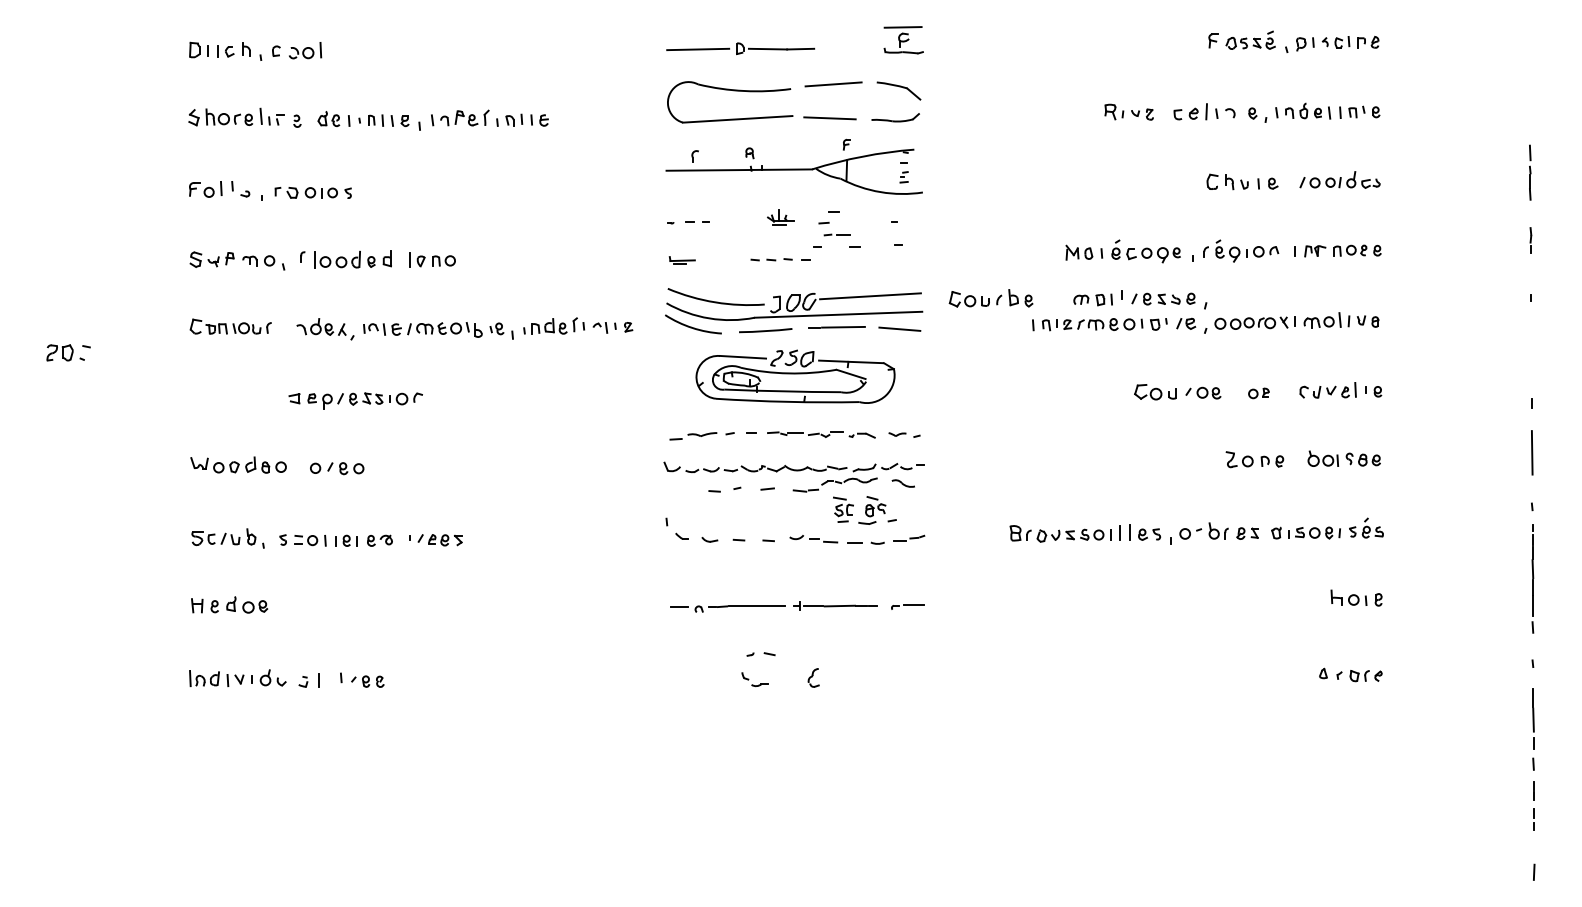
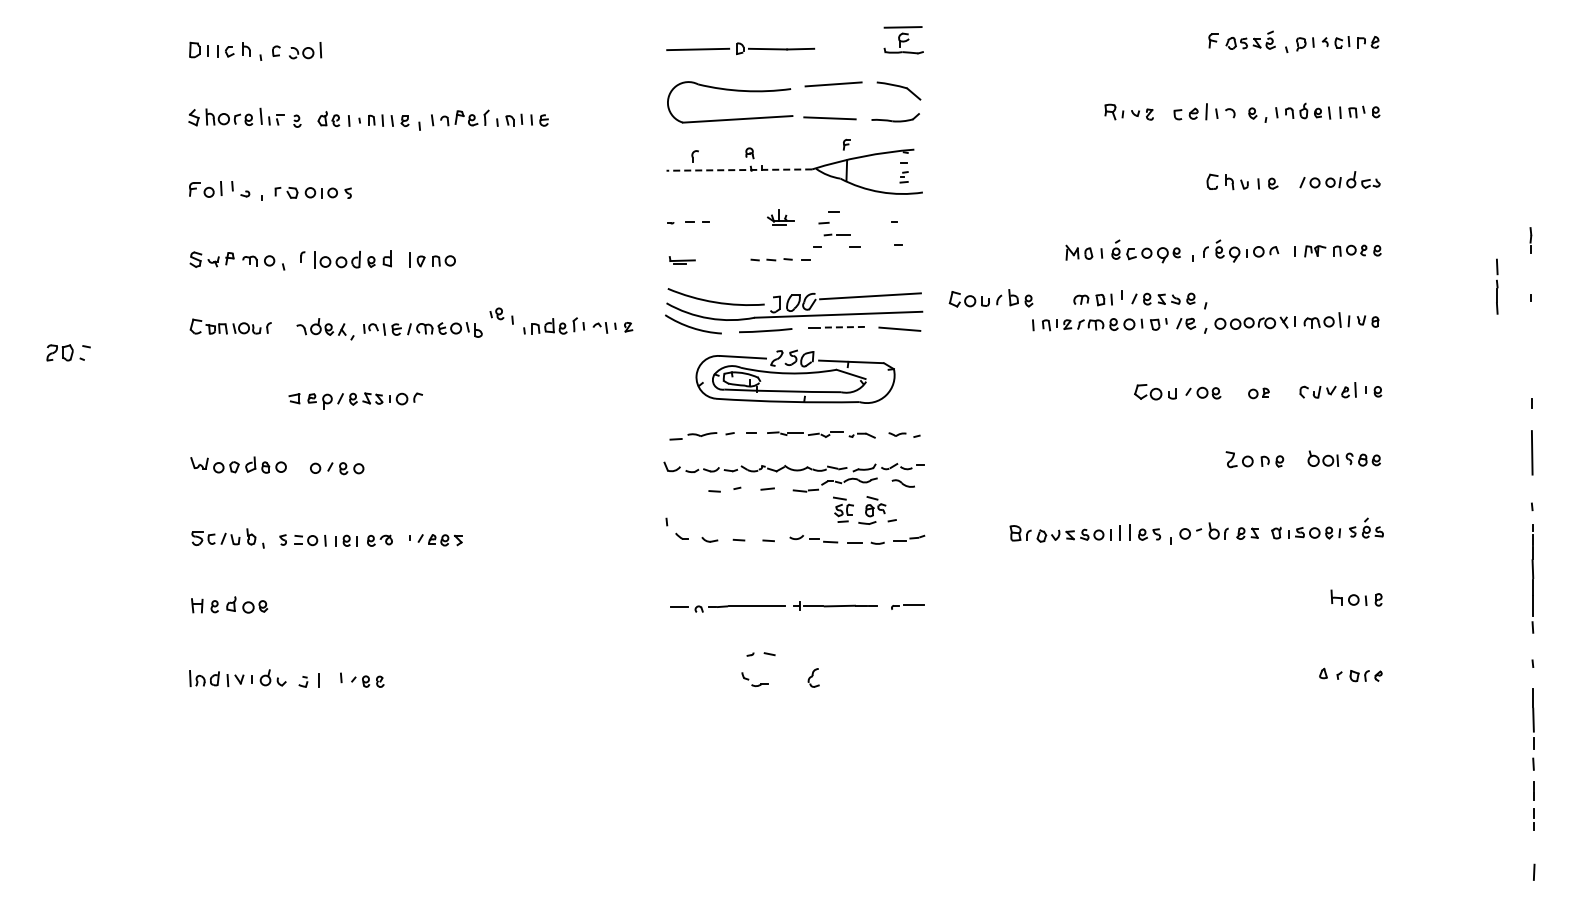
line: solid -> dashed (739, 170)
line position: (1530, 172) -> (1497, 286) (1497, 286)
line: solid -> dashed (843, 327)
part position: (501, 330) -> (501, 315) (501, 315)
